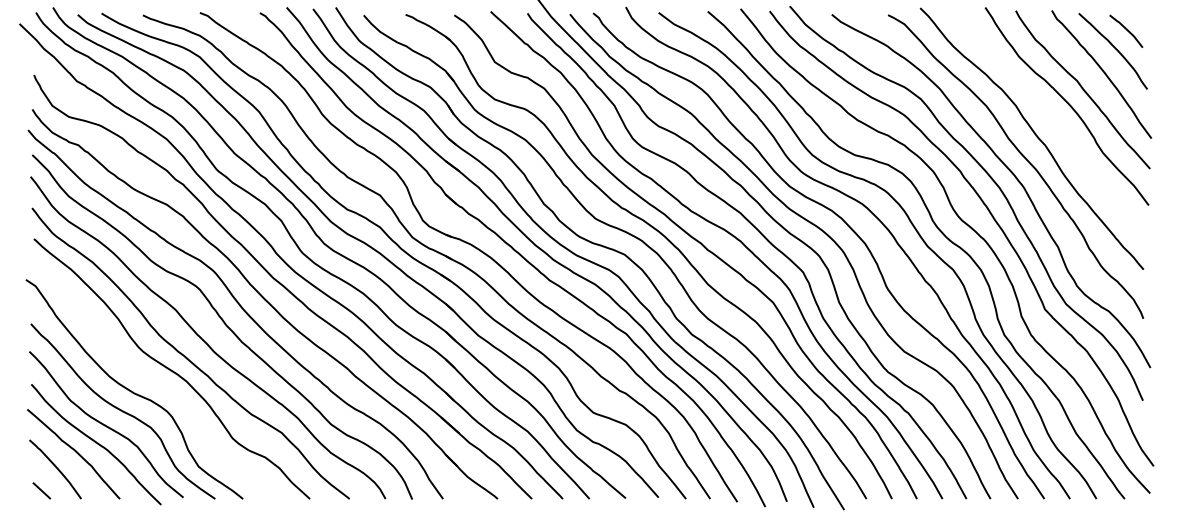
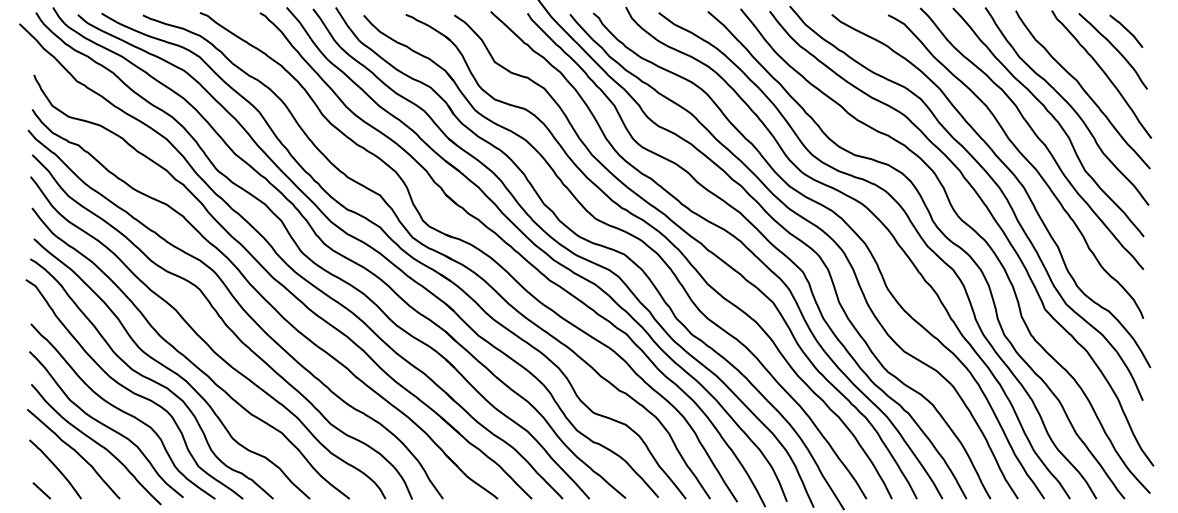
curve: none -> present (1052, 117)
curve: none -> present (150, 378)
